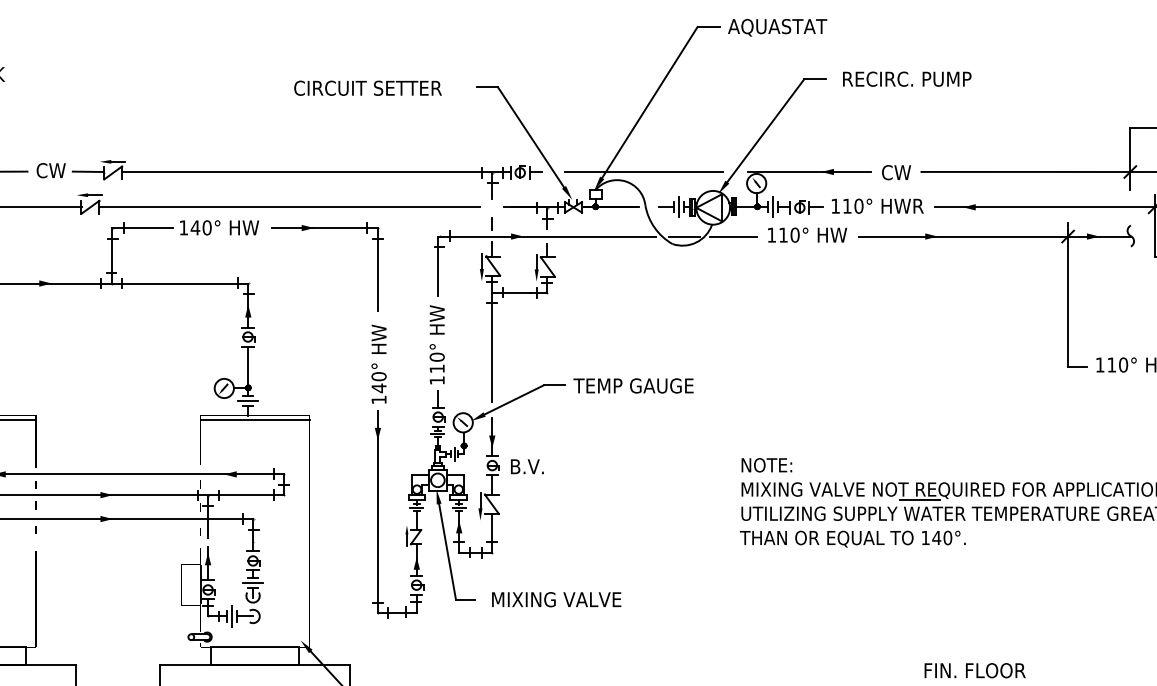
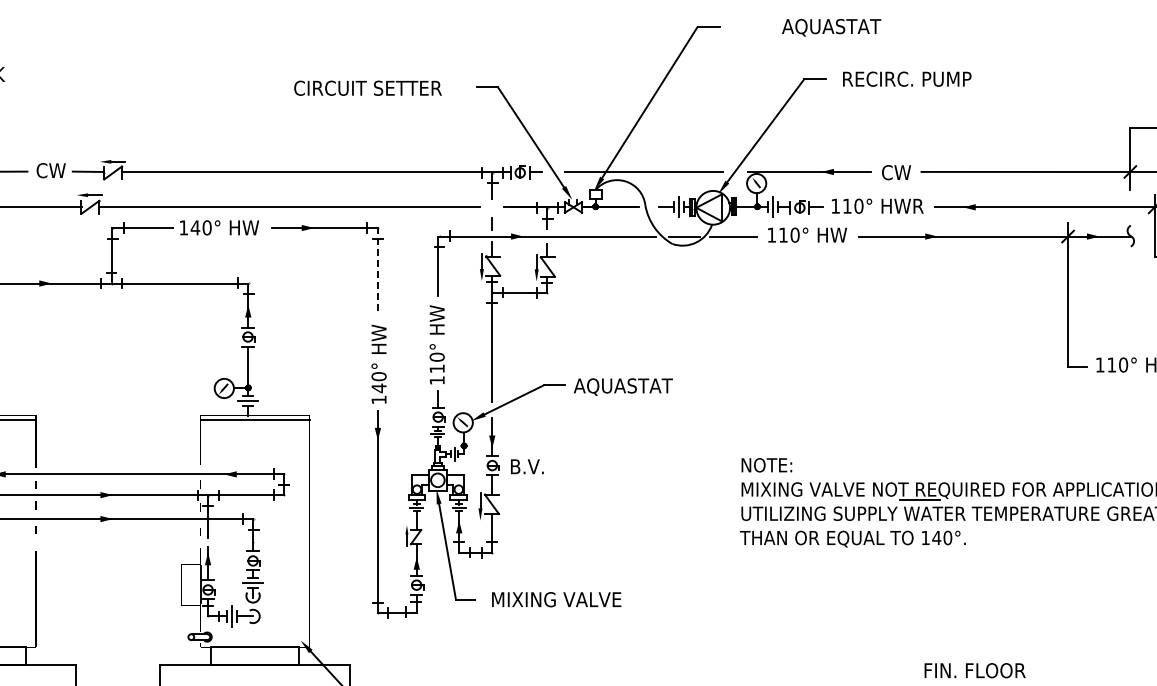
text position: (777, 27) -> (831, 27) (831, 27)
line: solid -> dashed (377, 269)
text: TEMP GAUGE -> AQUASTAT (633, 386)
